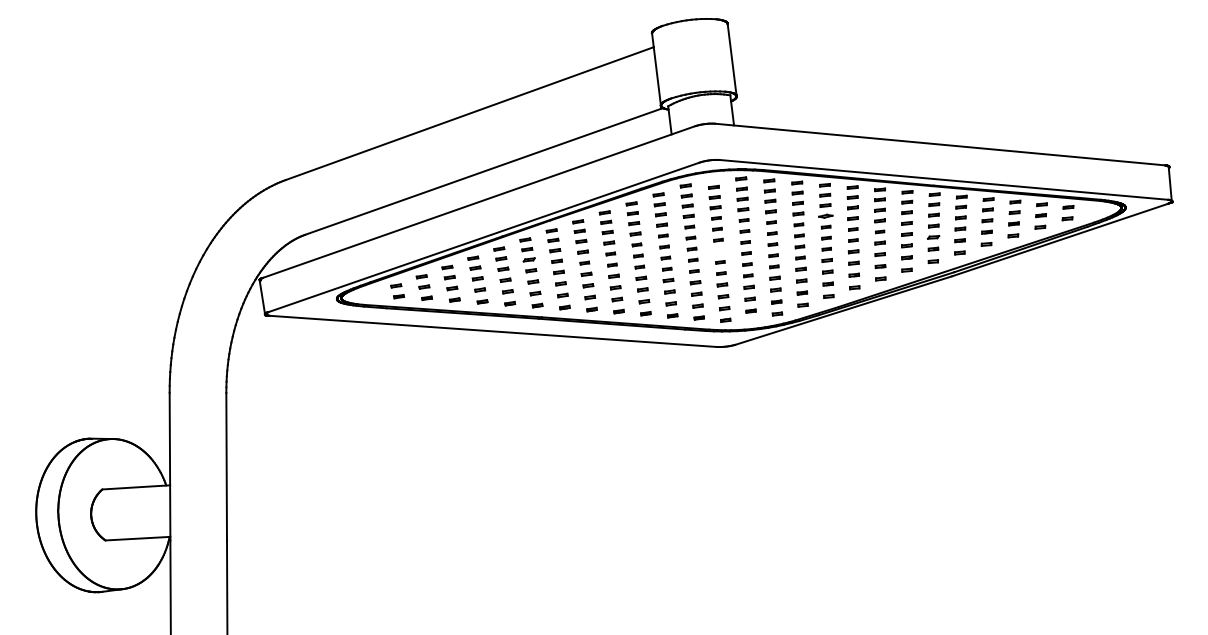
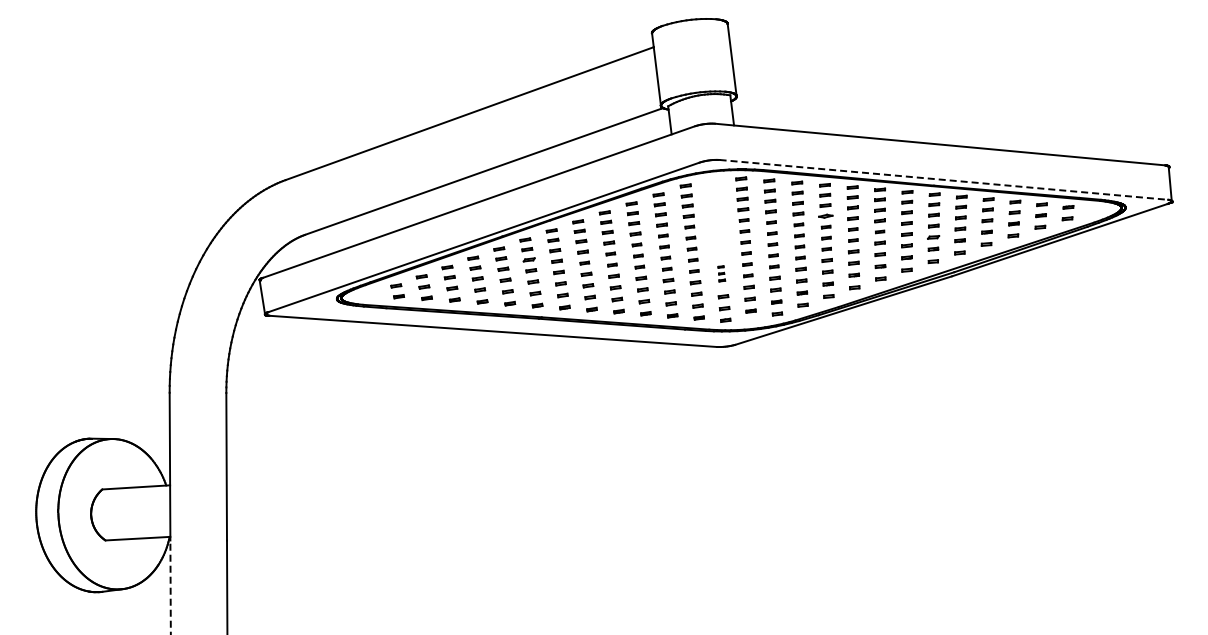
line: solid -> dashed (944, 179)
part: present -> none (715, 213)
part size: 14x28 px -> 10x18 px (721, 273)
line: solid -> dashed (170, 587)
